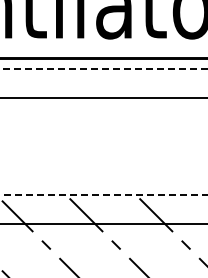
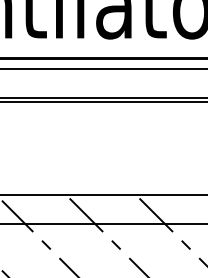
line: dashed -> solid (104, 68)
line: none -> present (103, 101)
line: dashed -> solid (104, 194)
